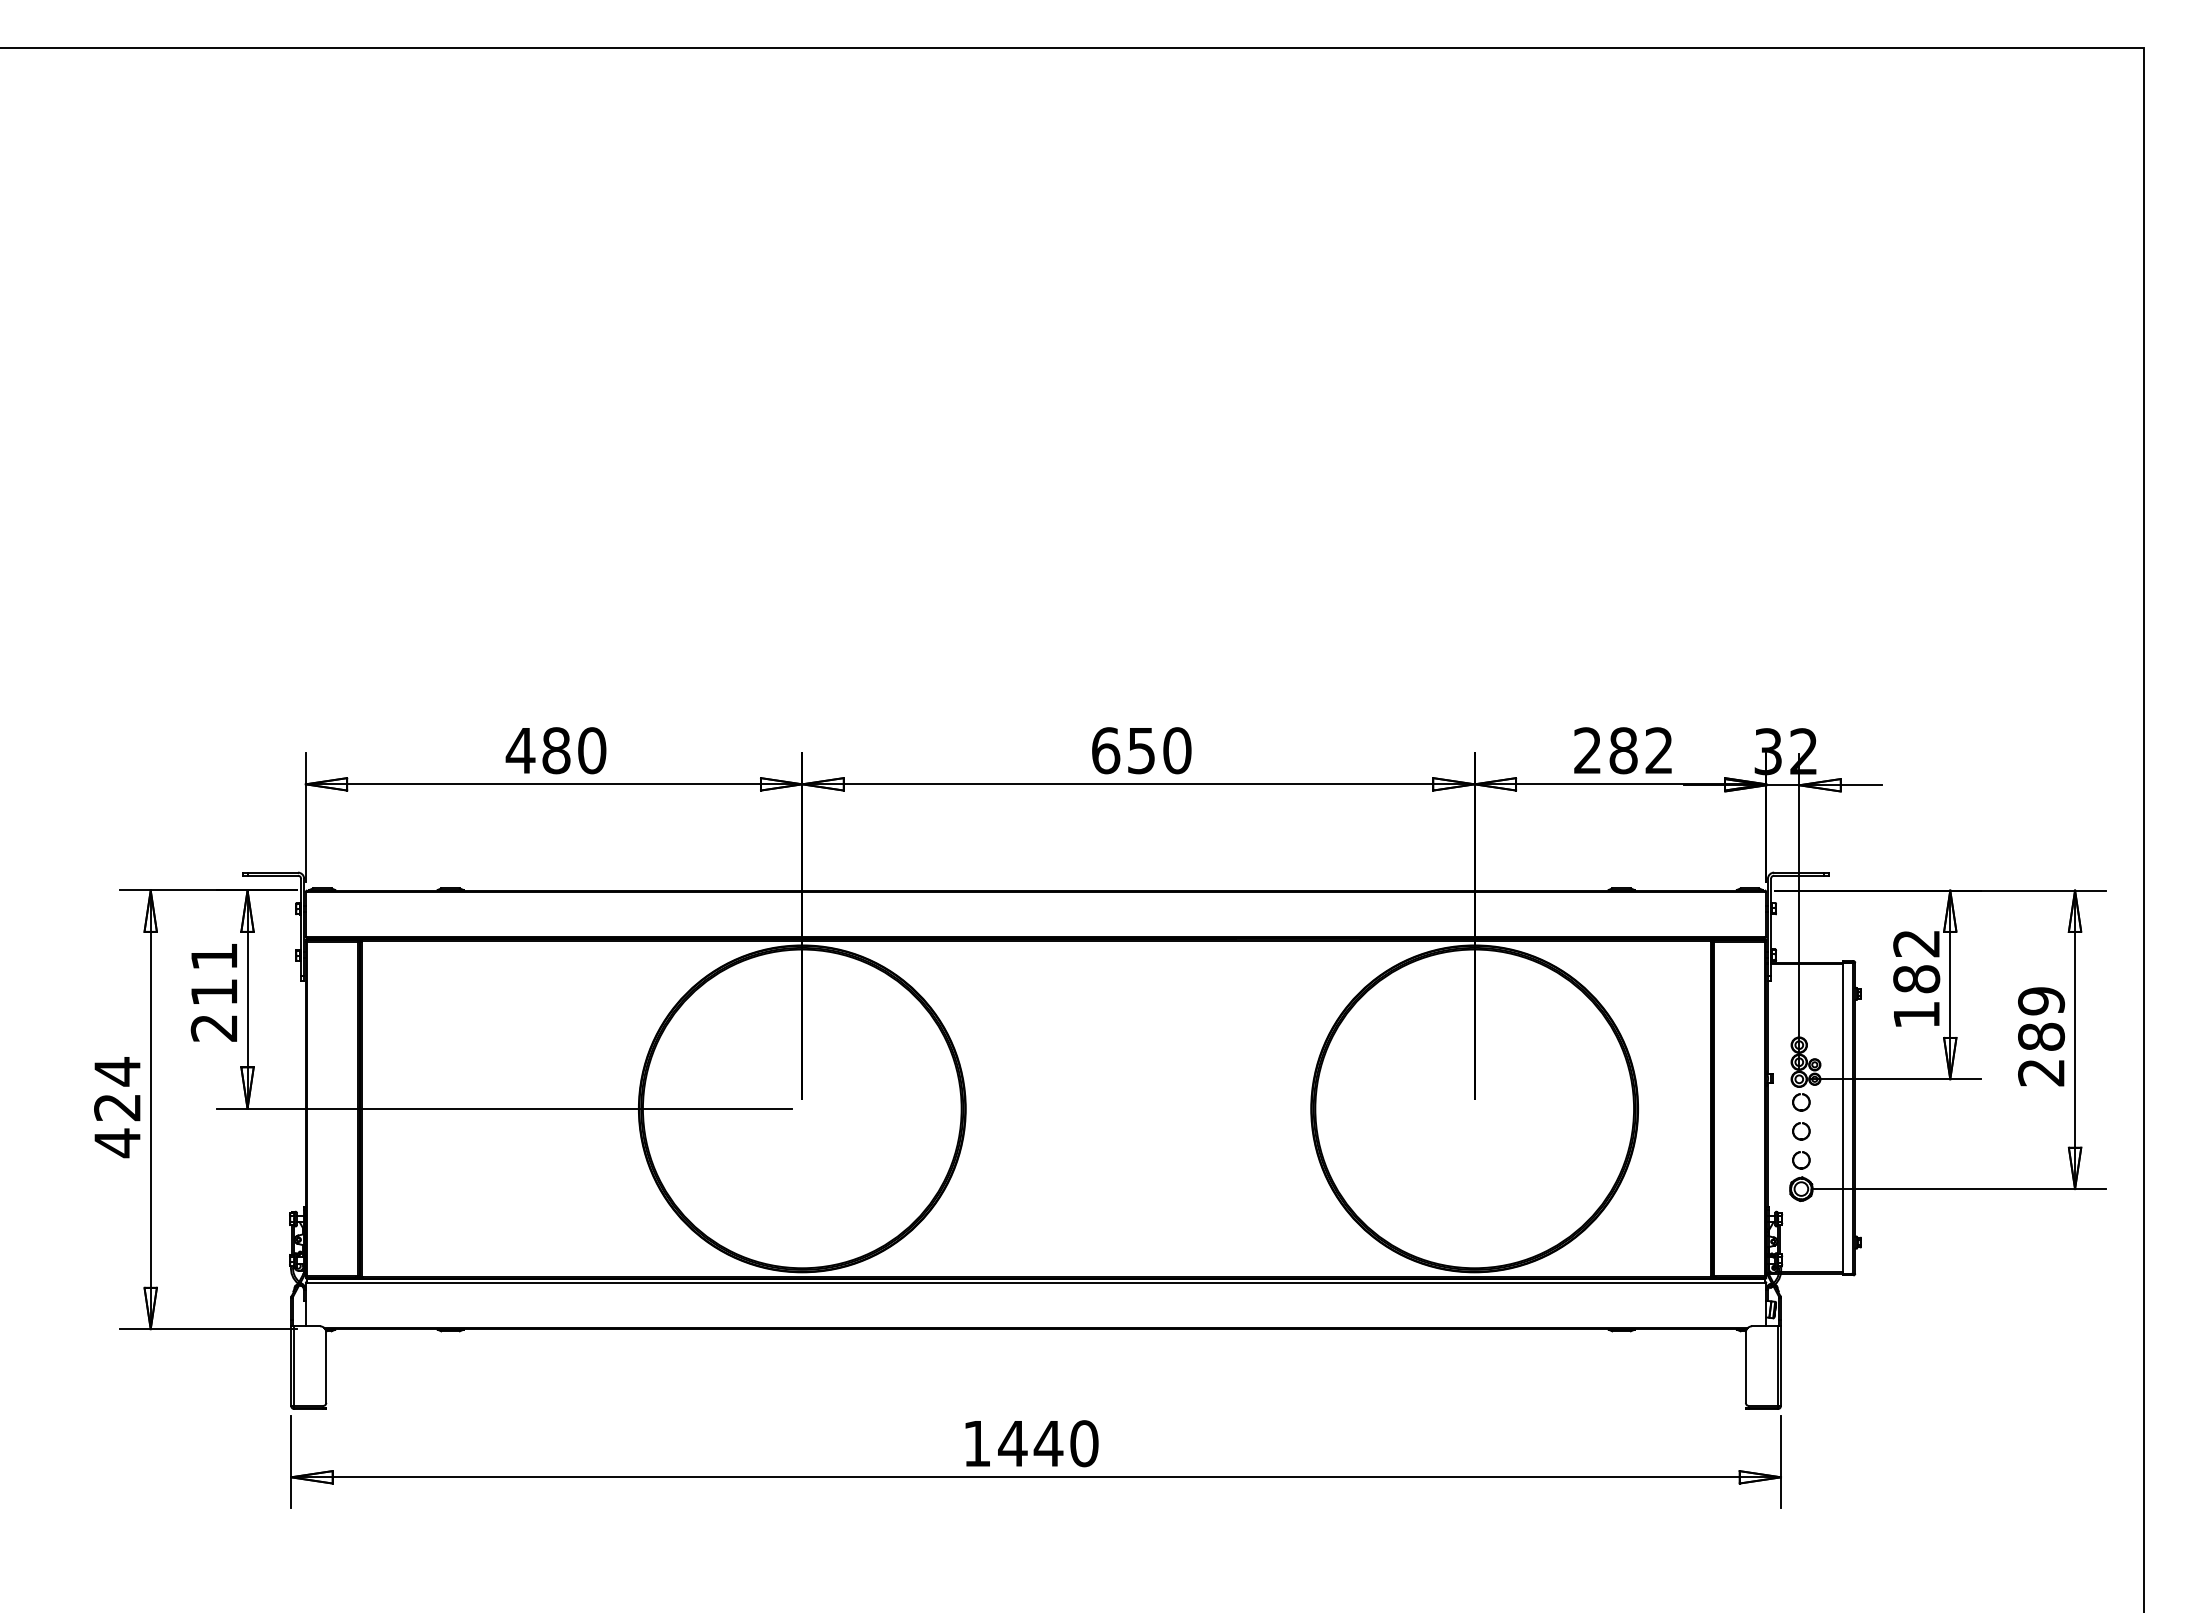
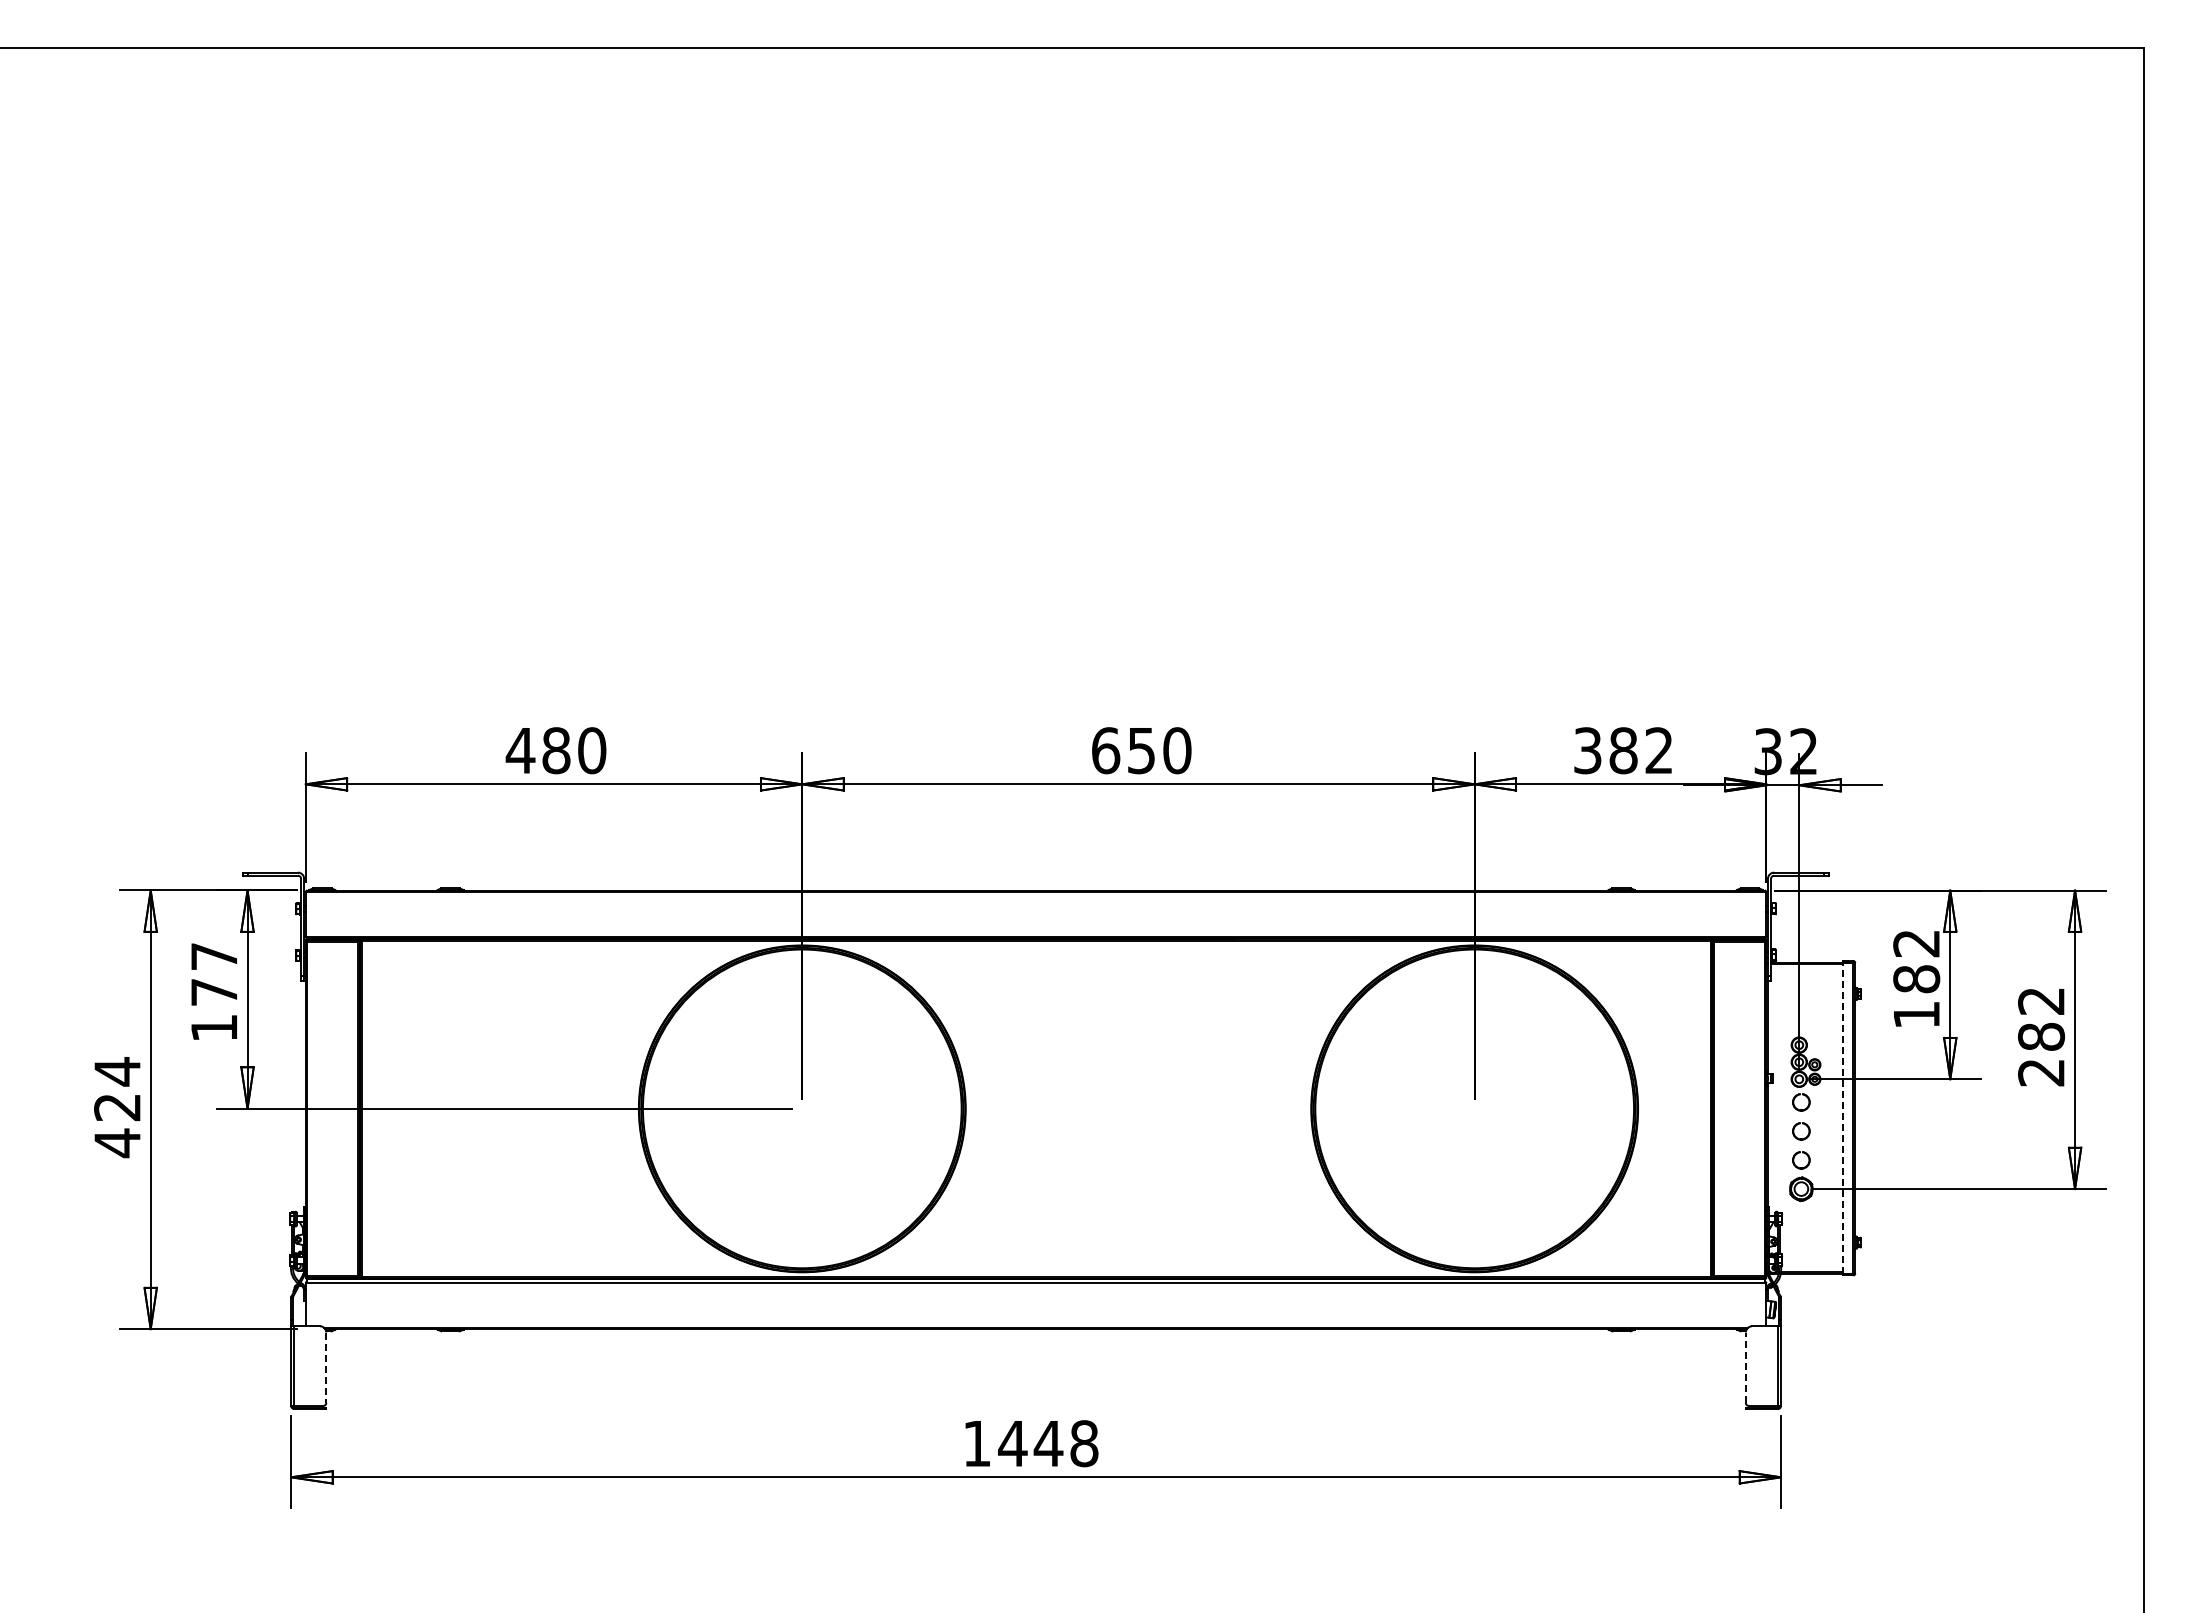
text: 282 -> 382 (1587, 750)
text: 211 -> 177 (213, 992)
text: 289 -> 282 (2041, 1001)
line: solid -> dashed (1842, 1117)
line: solid -> dashed (1745, 1367)
line: solid -> dashed (326, 1368)
text: 1440 -> 1448 (1084, 1443)
